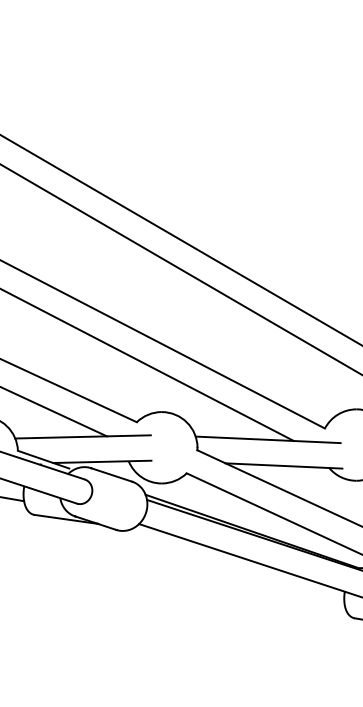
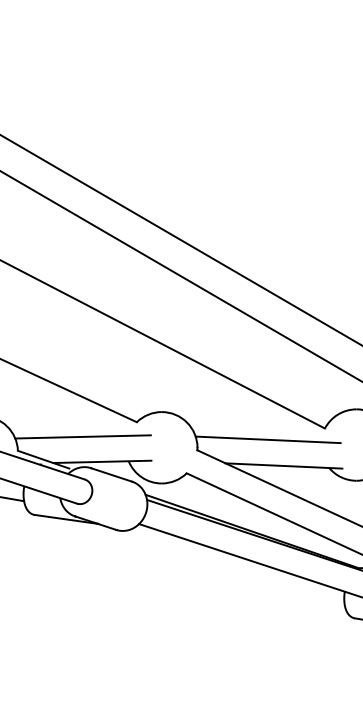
line position: (180, 269) -> (180, 276) (180, 276)
line: present -> none (147, 364)
line: present -> none (54, 411)
